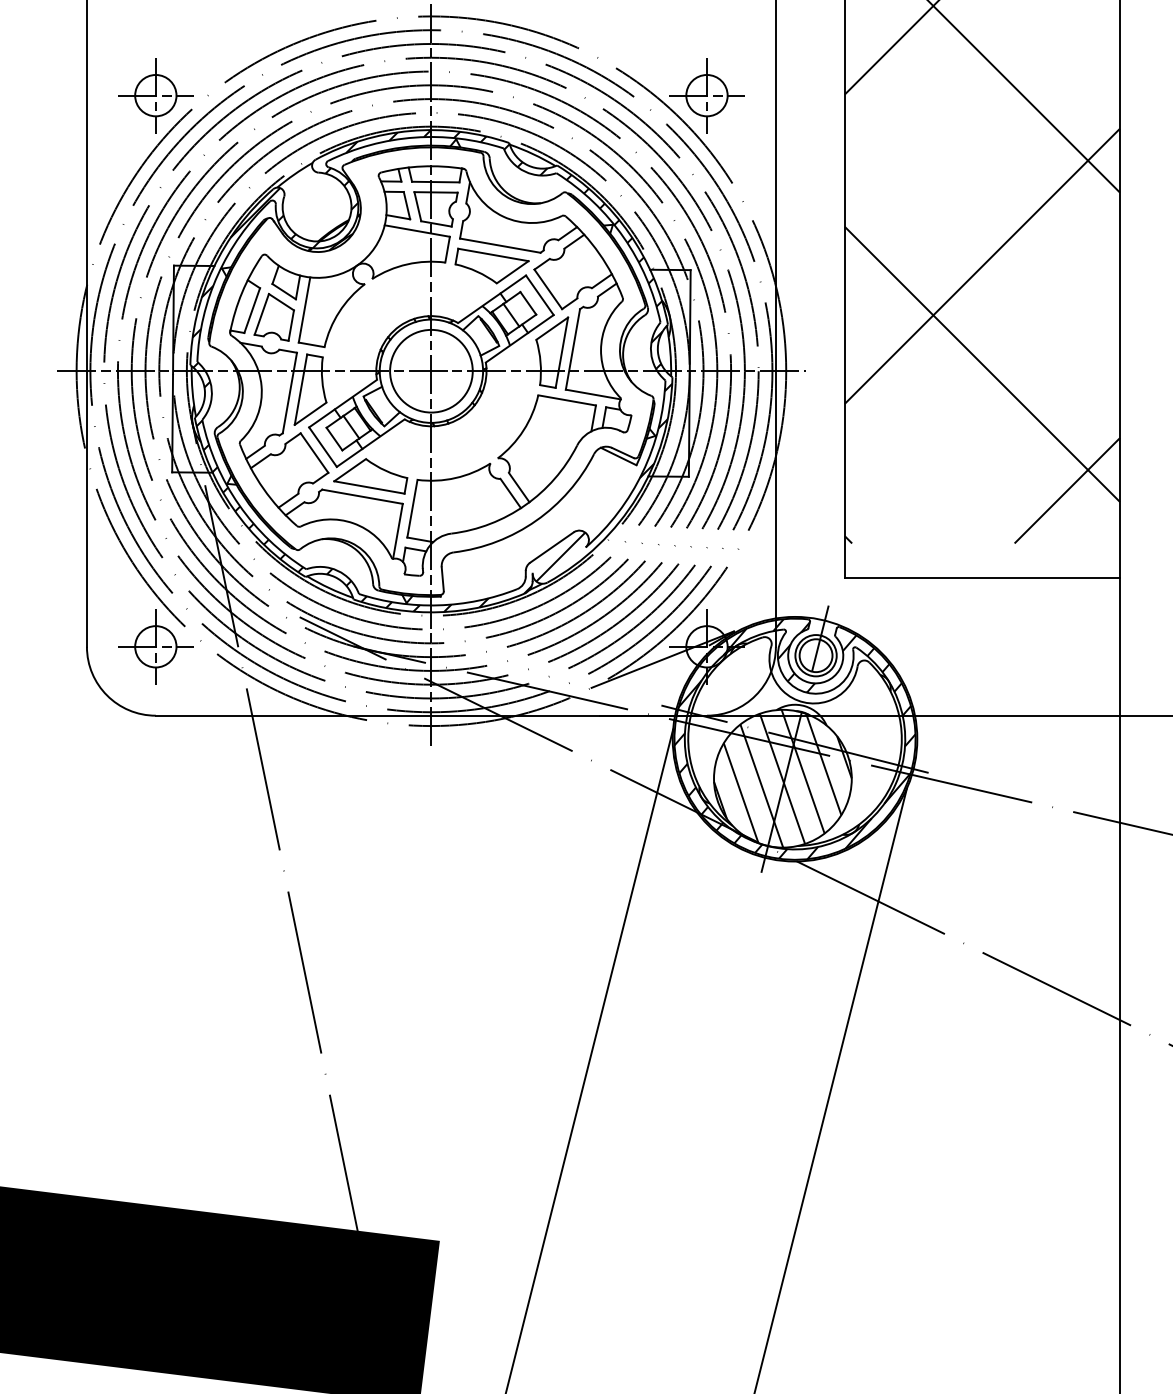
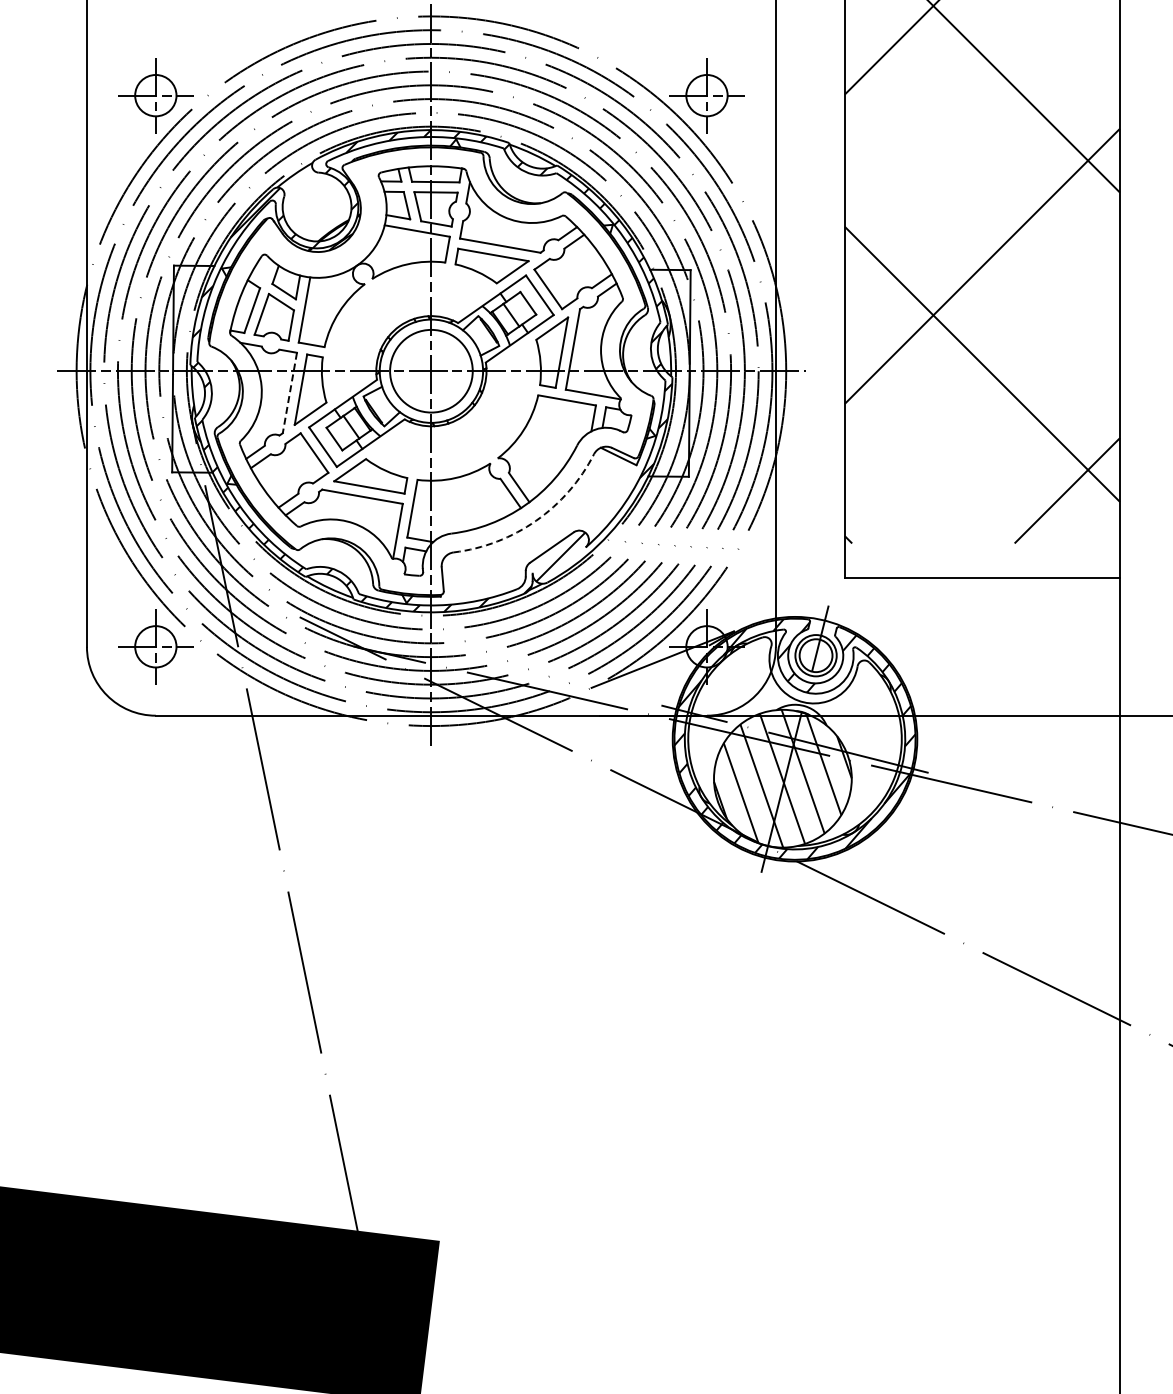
line: solid -> dashed (289, 393)
arc: solid -> dashed (536, 520)
line: present -> none (589, 1059)
line: present -> none (830, 1089)
